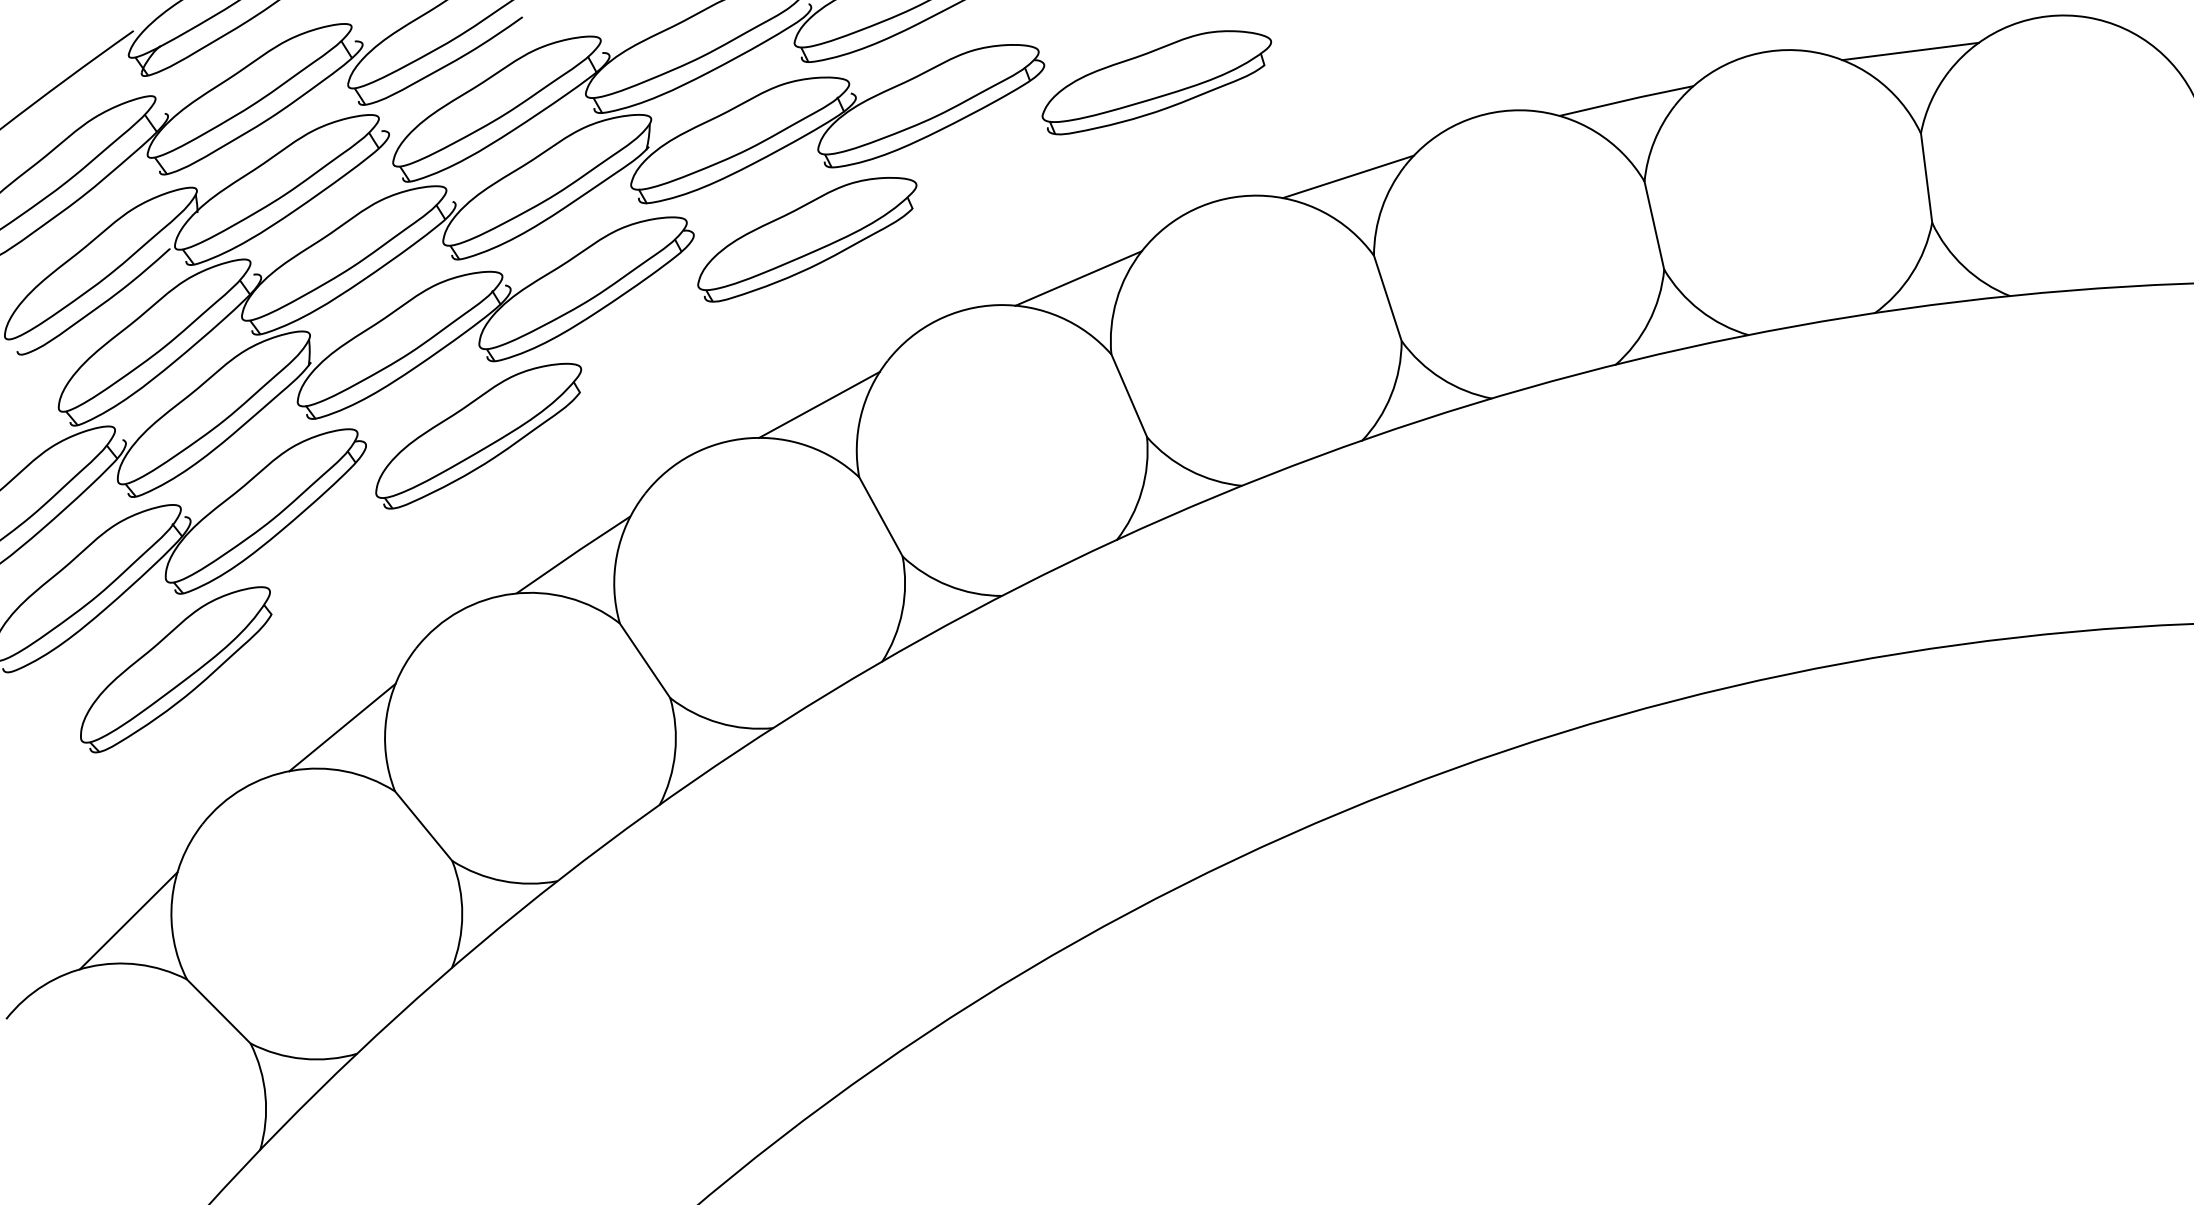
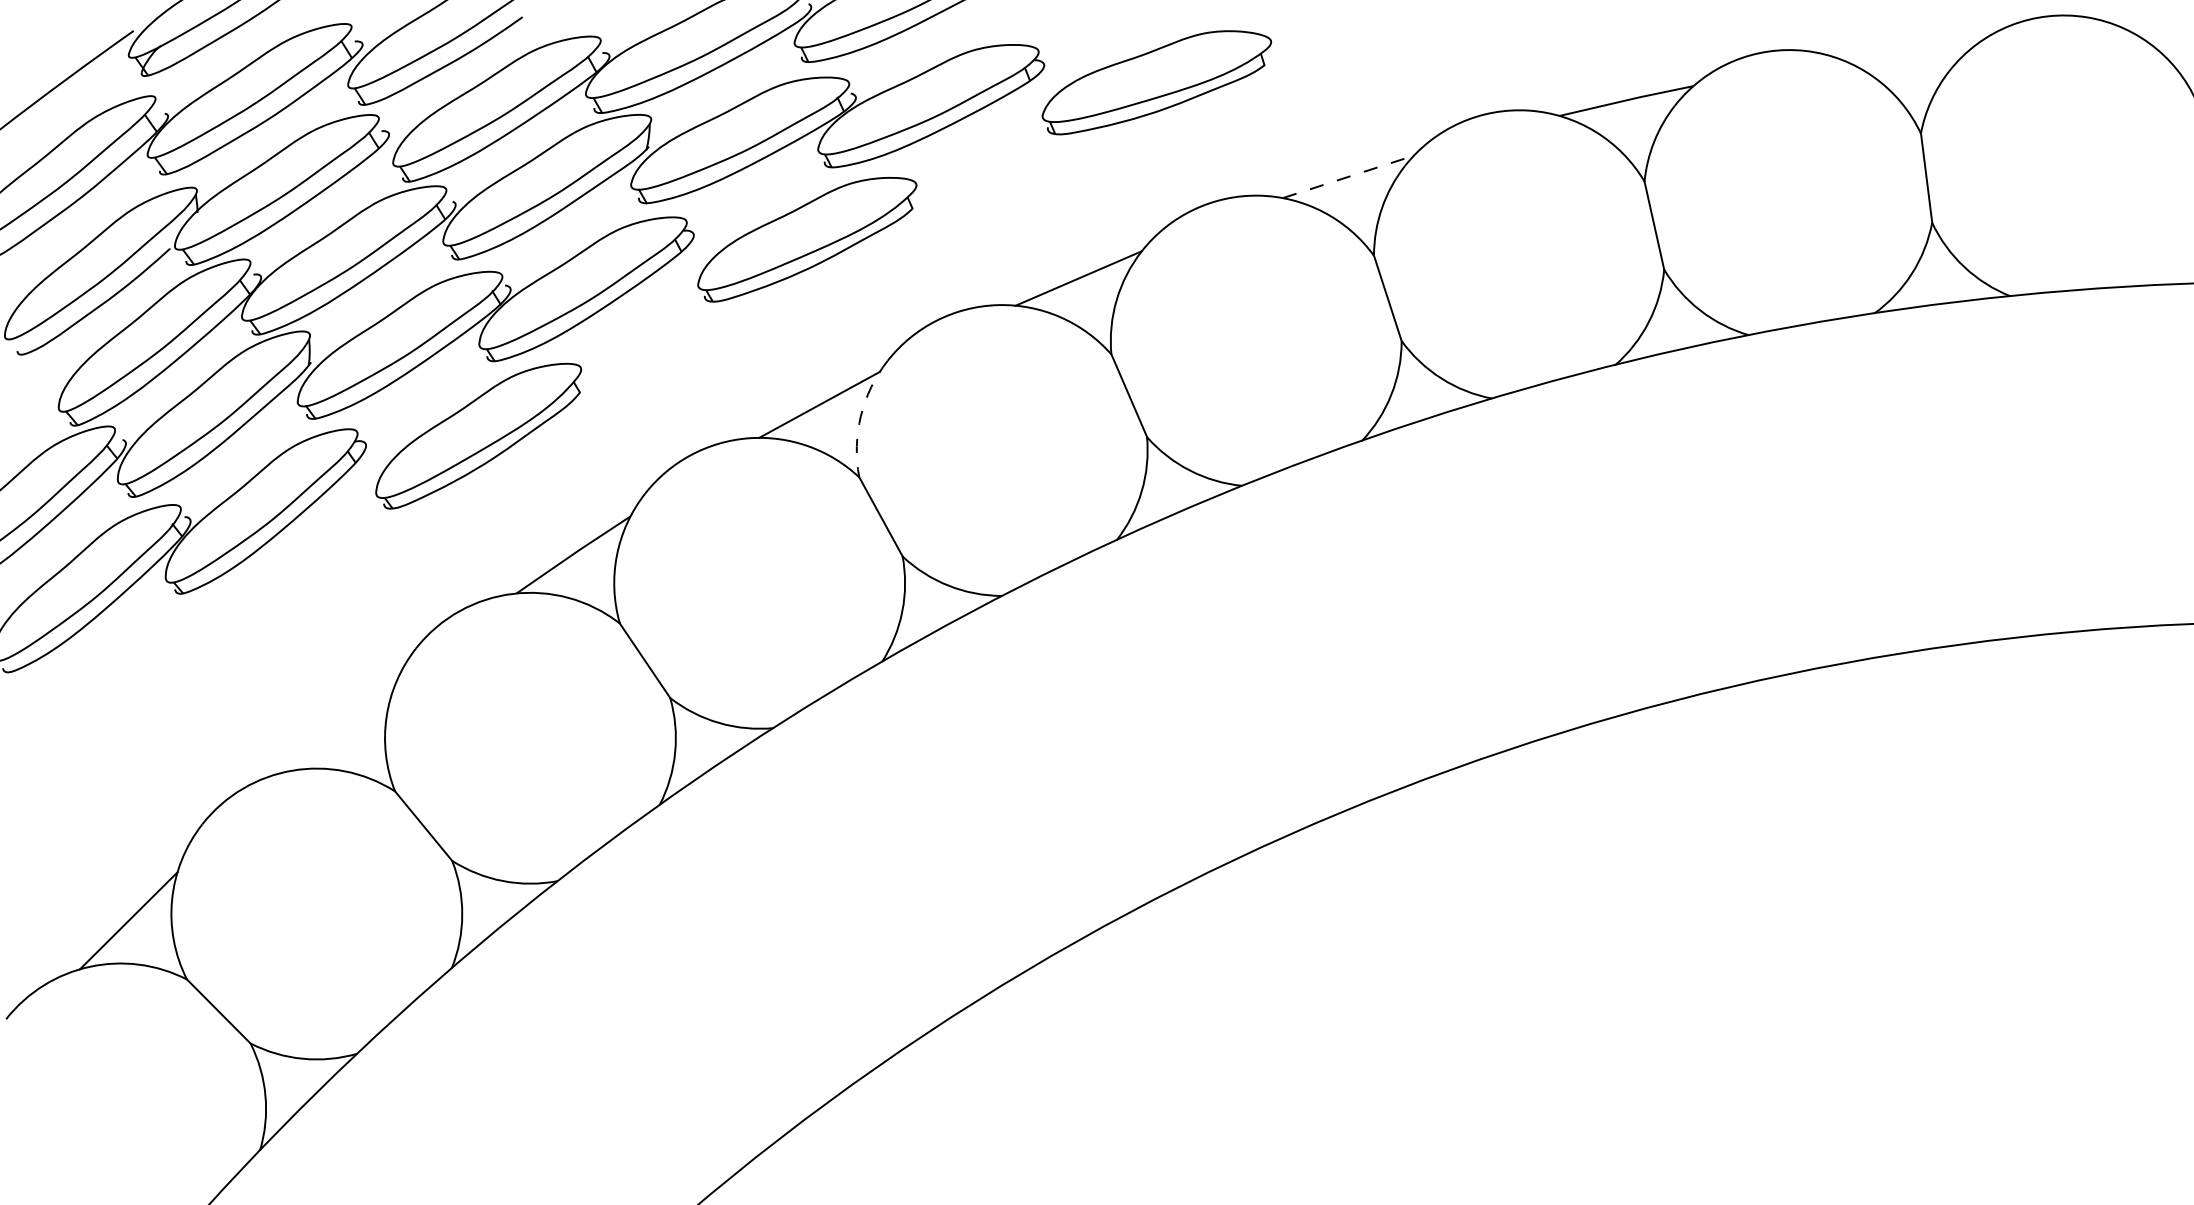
line: present -> none (1910, 51)
line: solid -> dashed (1348, 176)
arc: solid -> dashed (860, 416)
part: present -> none (176, 669)
line: present -> none (342, 727)
